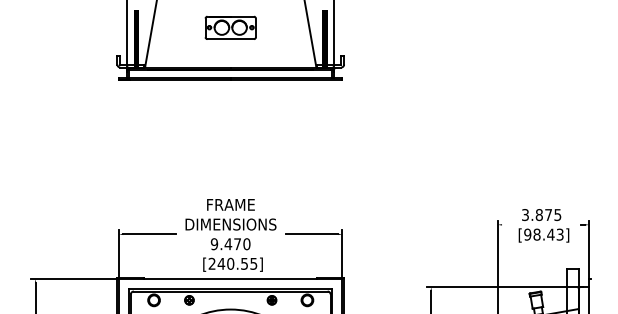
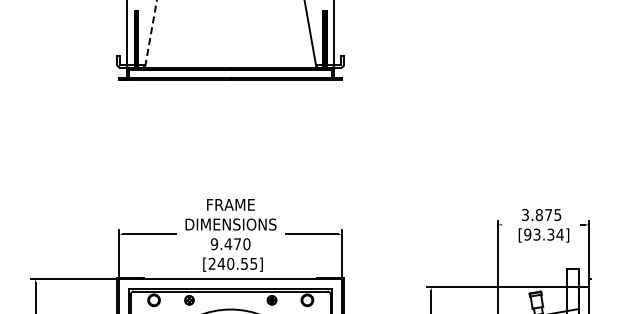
part: present -> none (230, 27)
line: solid -> dashed (151, 33)
text: [98.43] -> [93.34] (548, 234)
